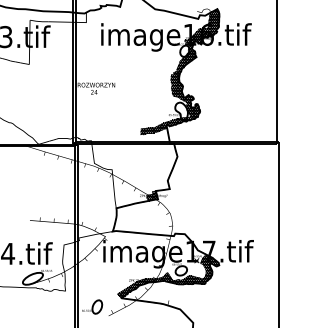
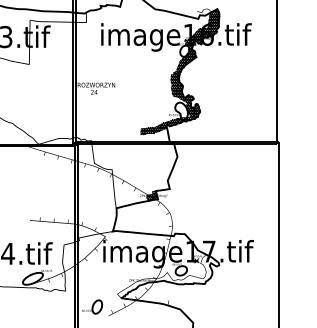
hatch: present -> none (168, 277)
